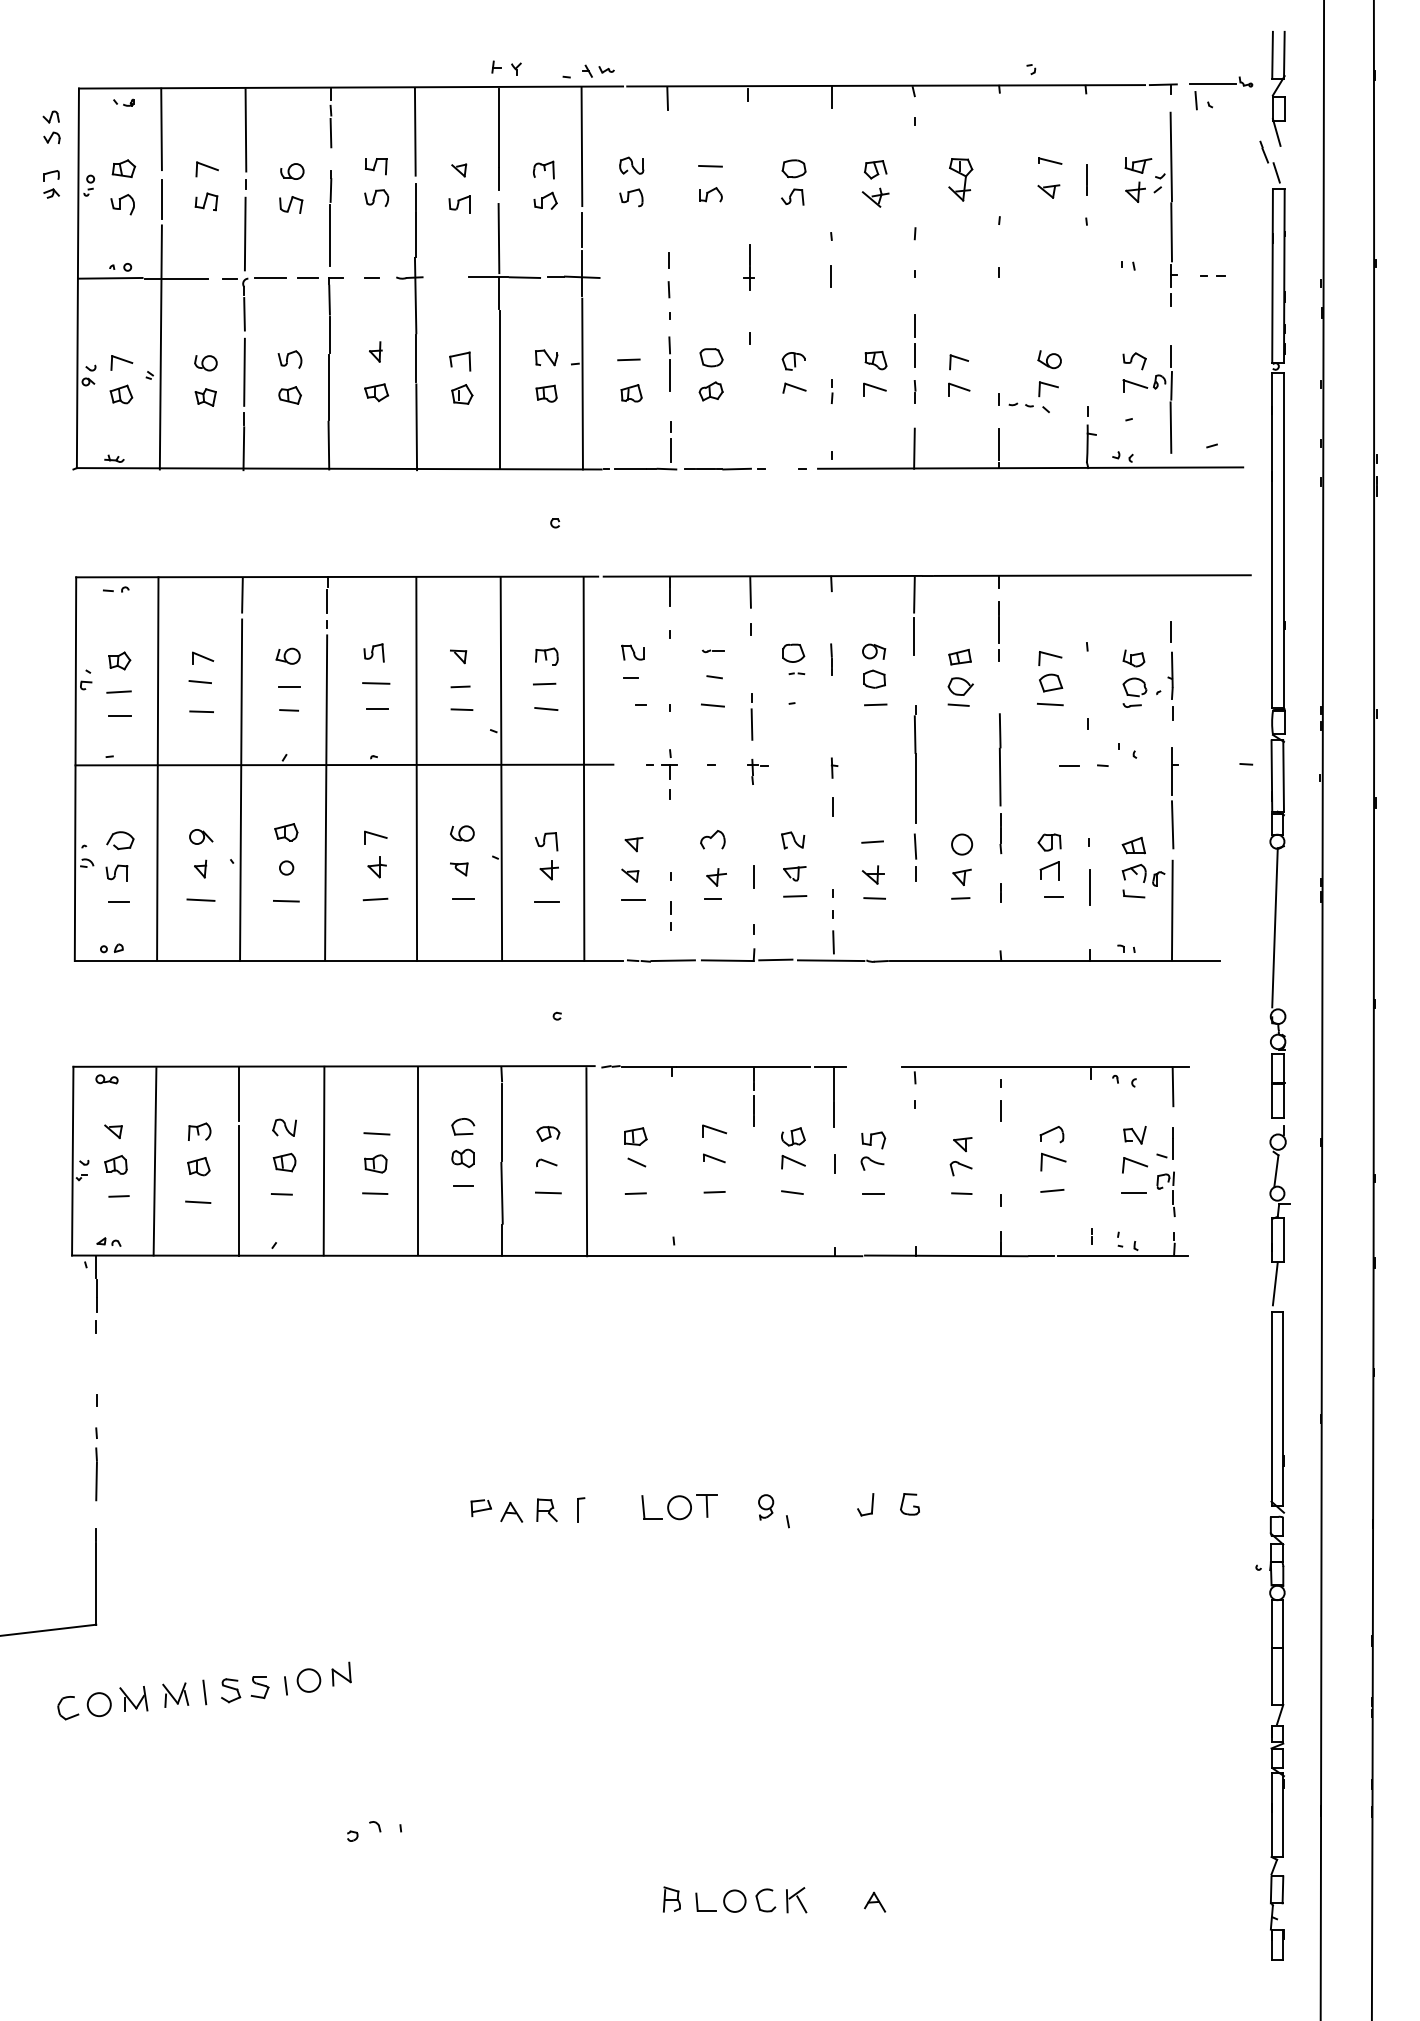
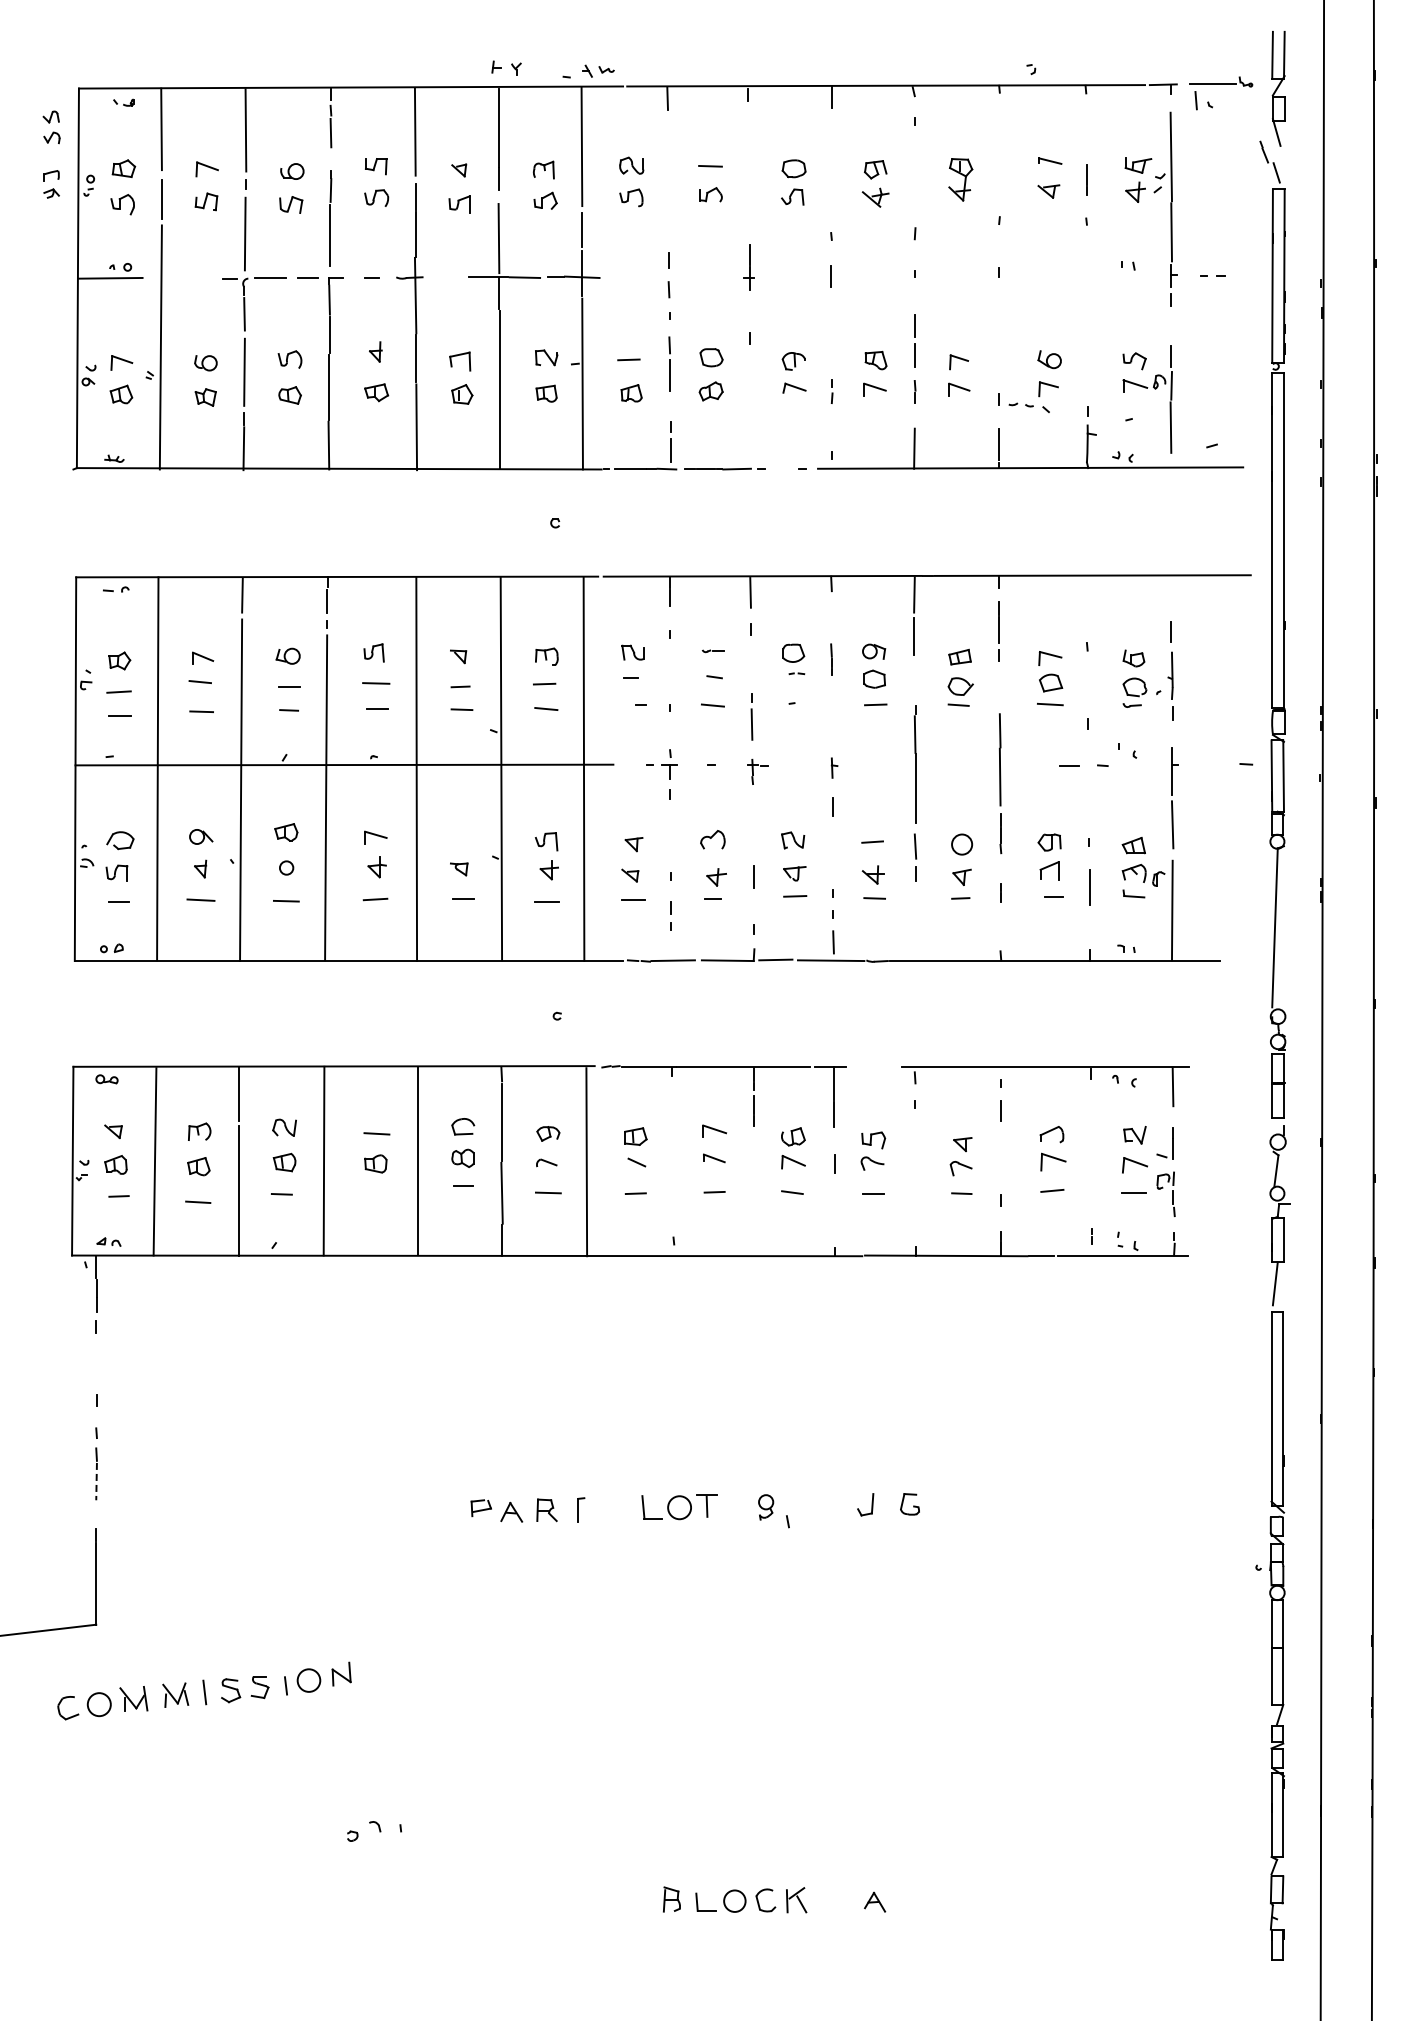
line: present -> none (176, 278)
part: present -> none (462, 833)
line: present -> none (375, 1193)
line: solid -> dashed (96, 1481)
